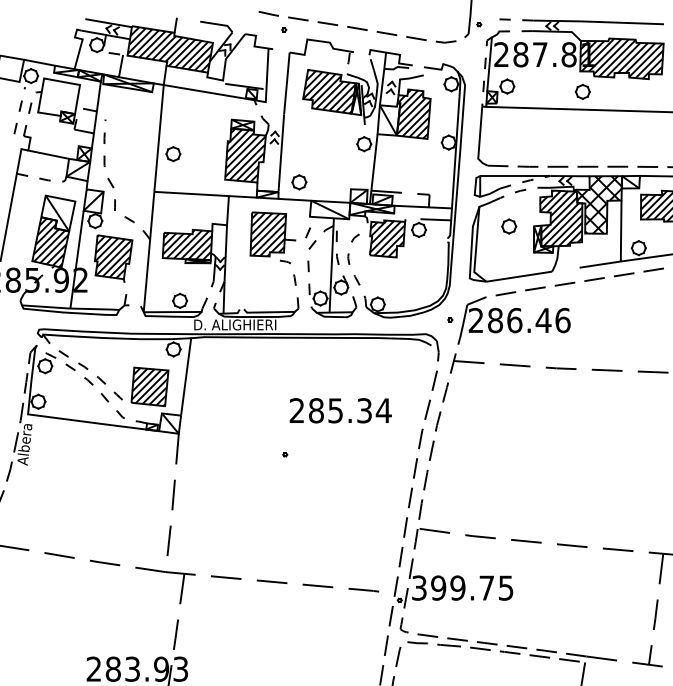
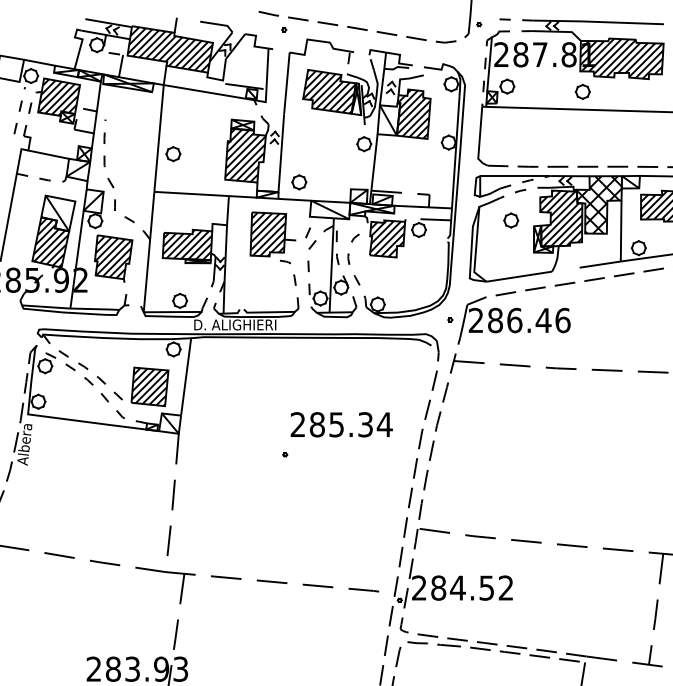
hatch: none -> present (58, 97)
part position: (509, 226) -> (511, 220) (511, 220)
text position: (340, 410) -> (341, 424) (341, 424)
text: 399.75 -> 284.52 (462, 587)
